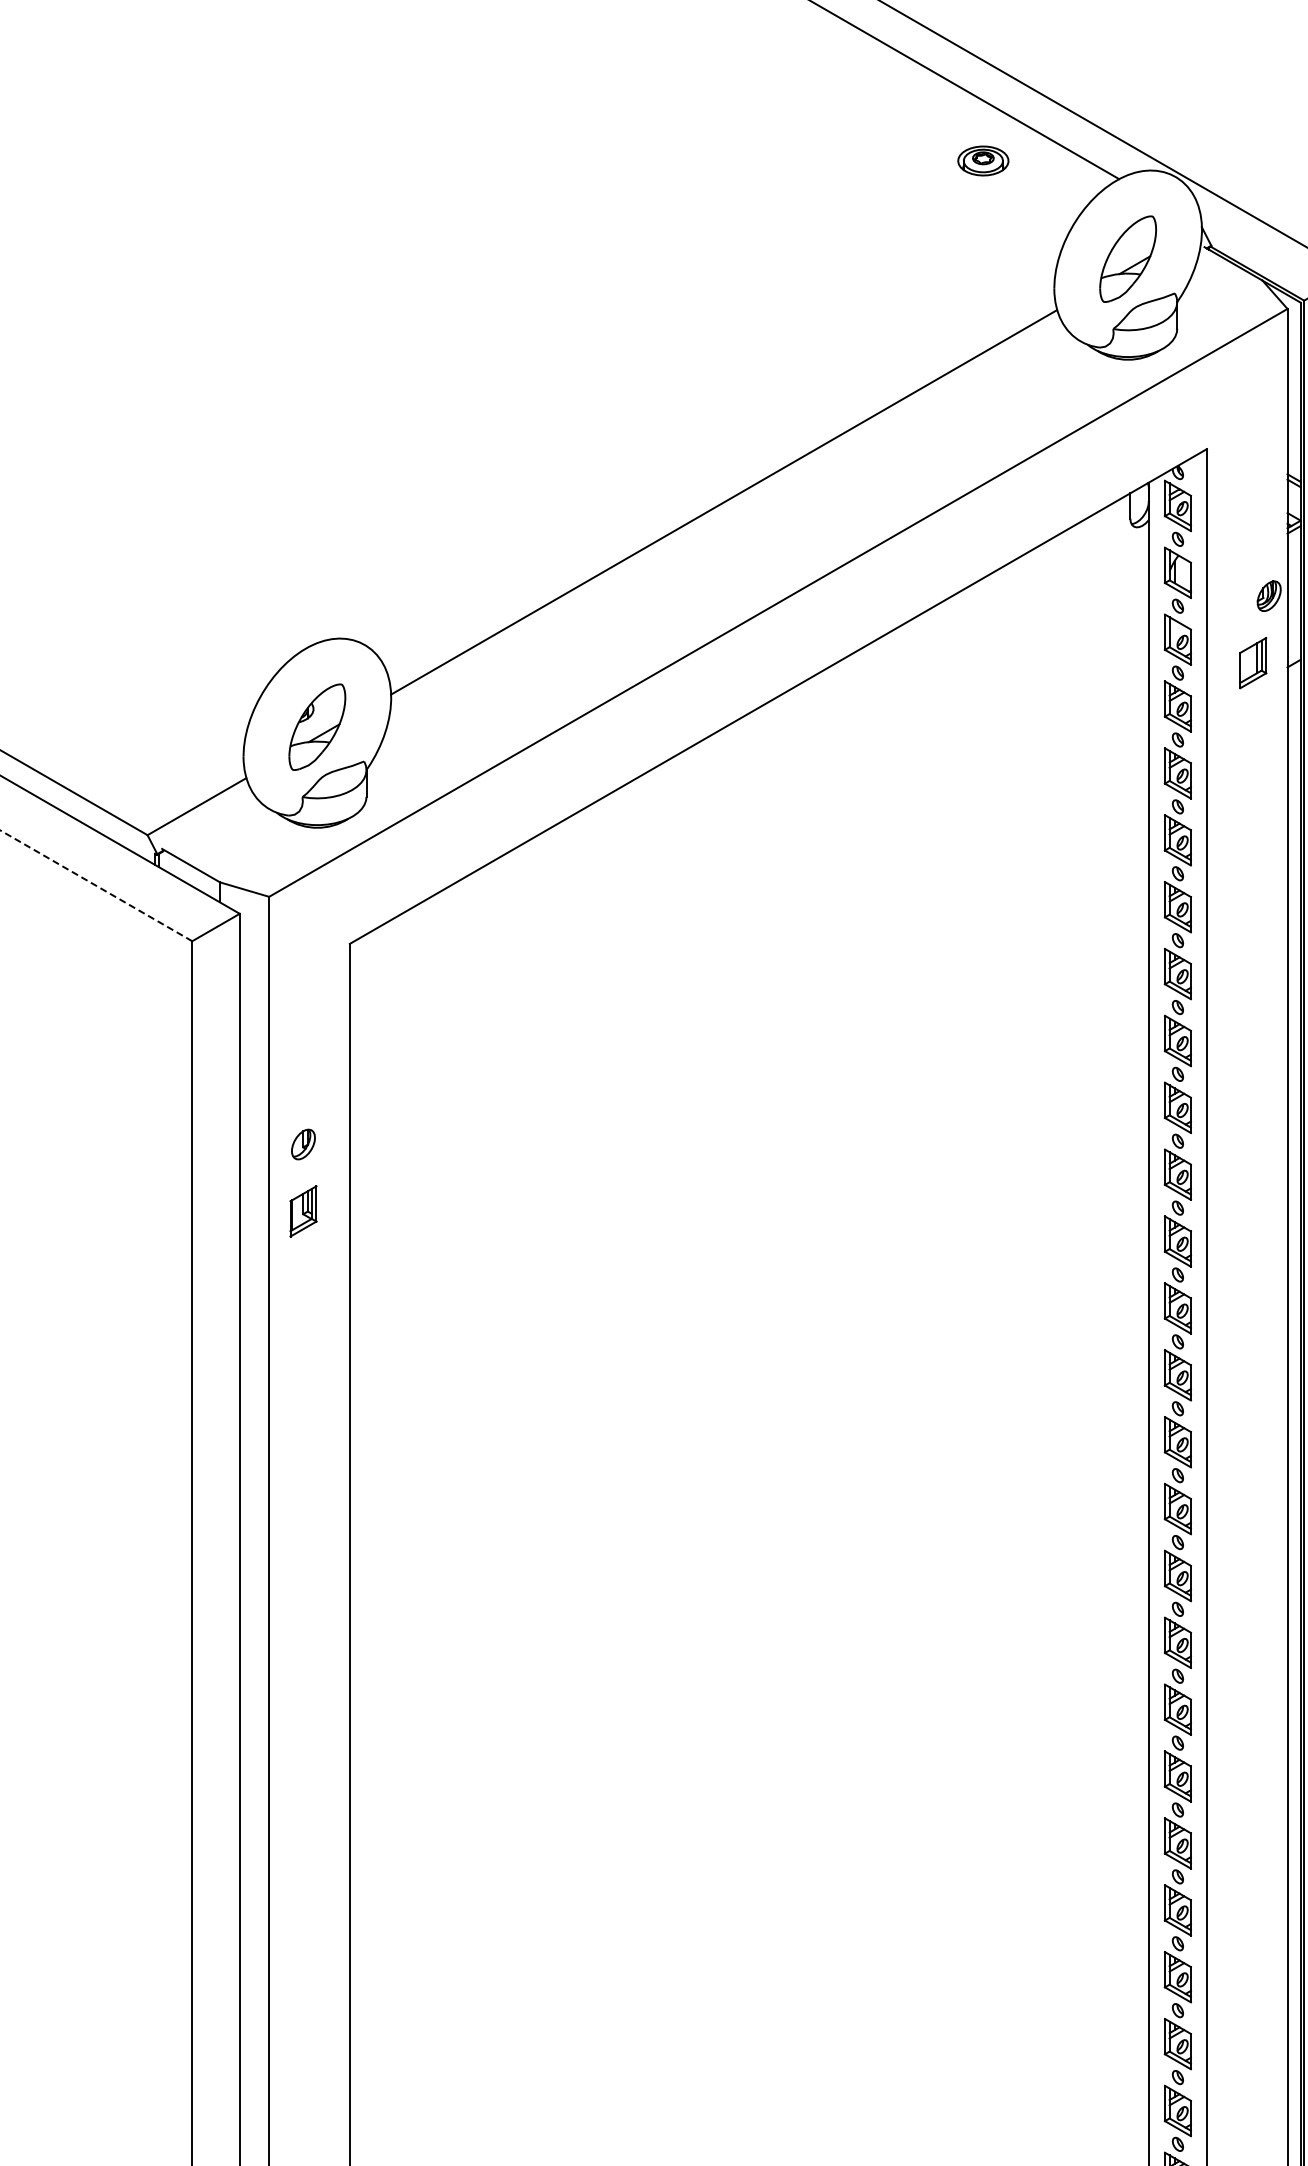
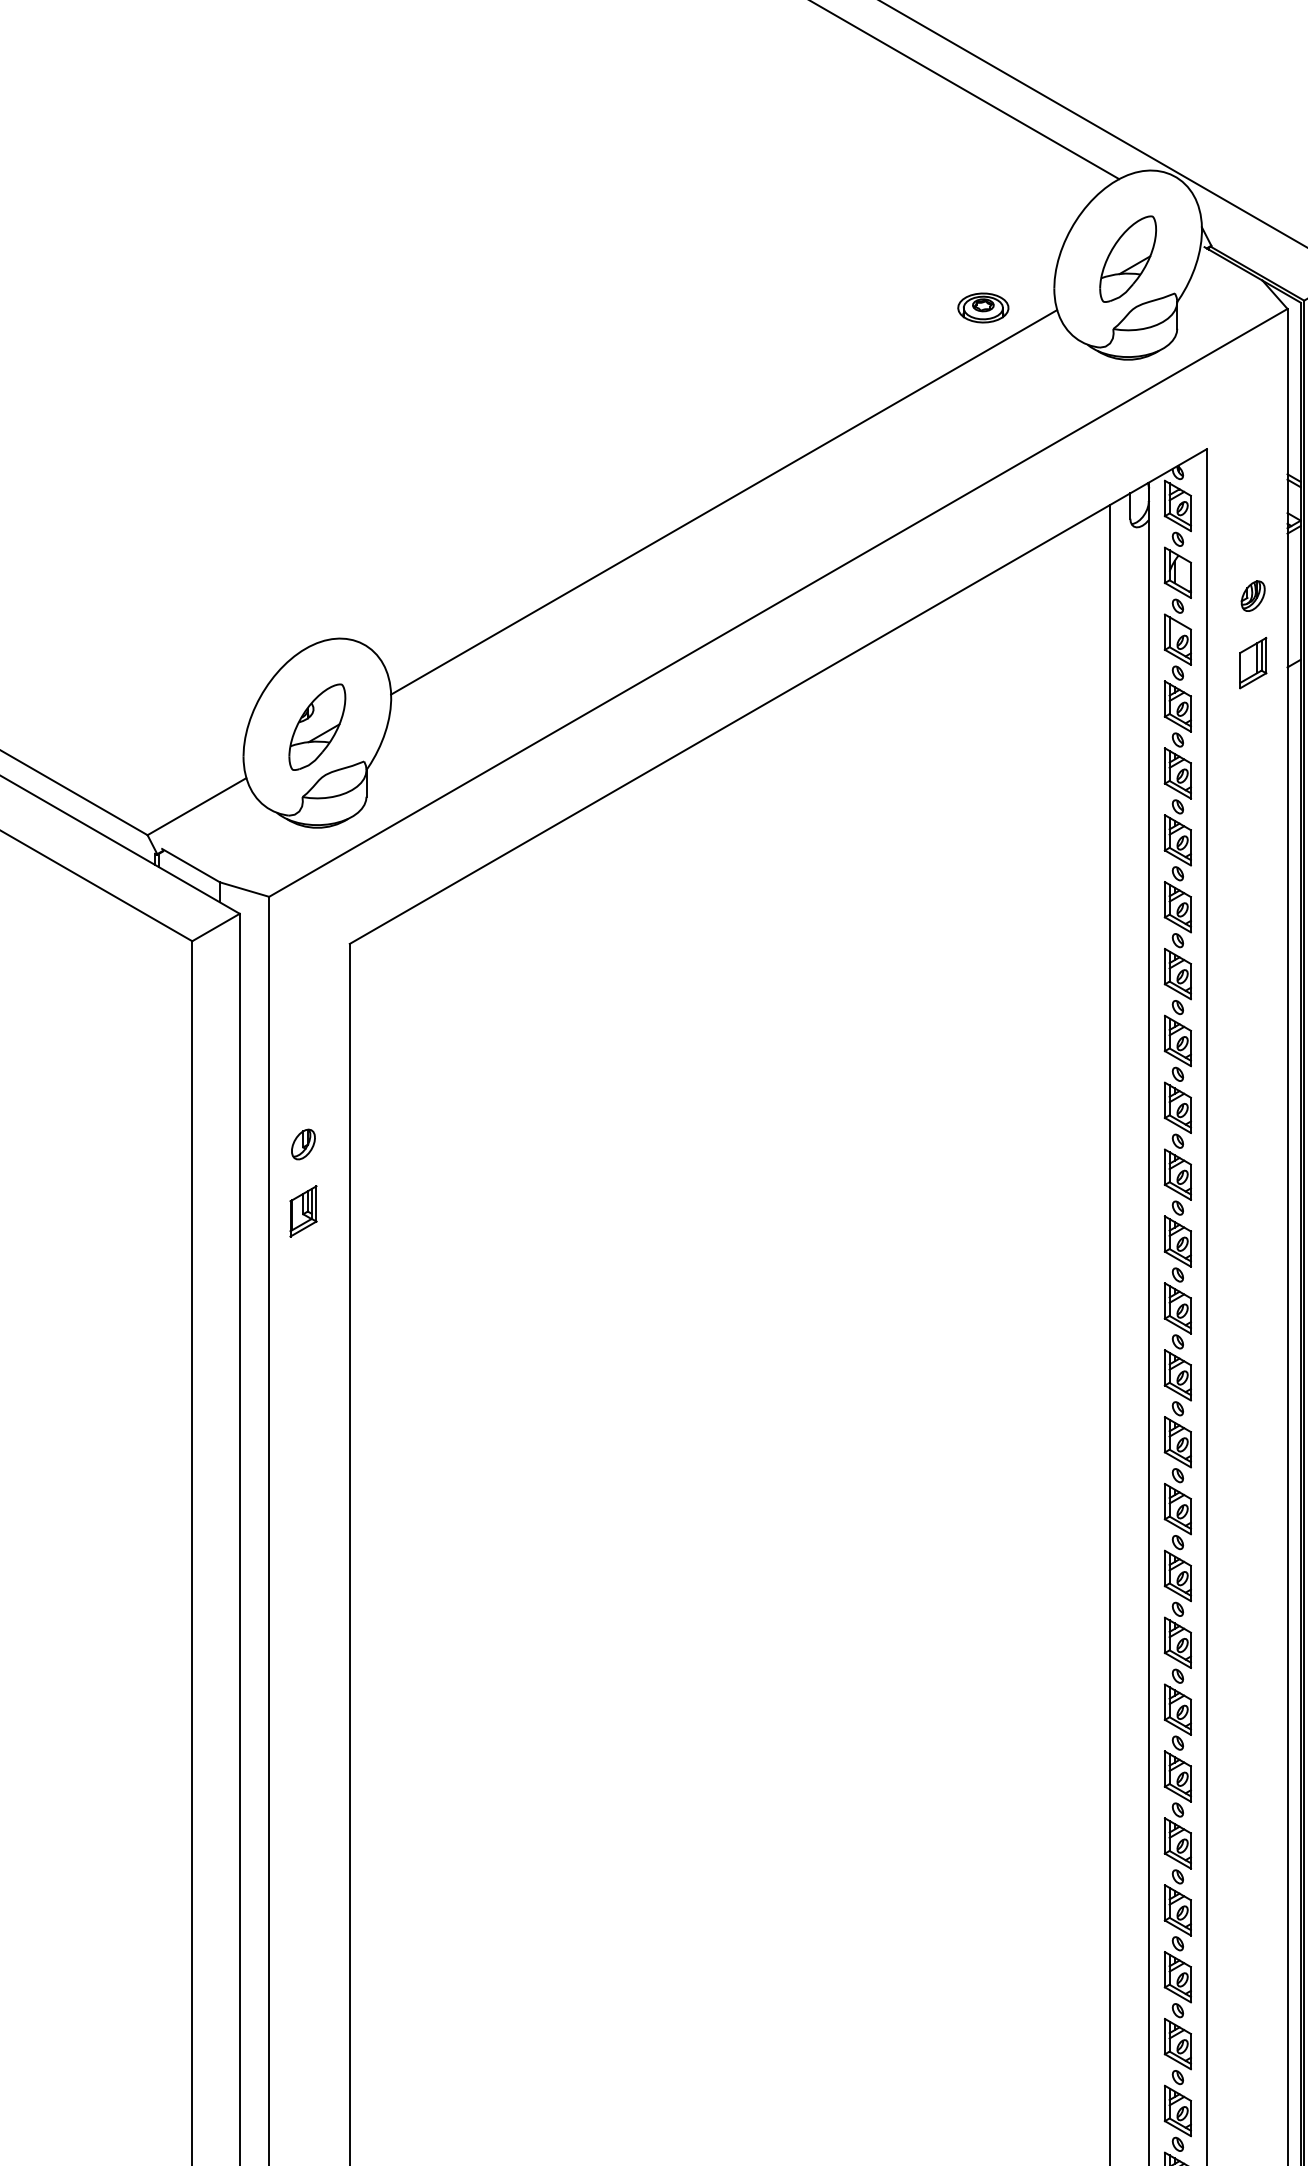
part position: (983, 160) -> (983, 307) (983, 307)
part position: (1268, 595) -> (1252, 595) (1252, 595)
line: dashed -> solid (96, 885)
line: none -> present (1110, 1333)
